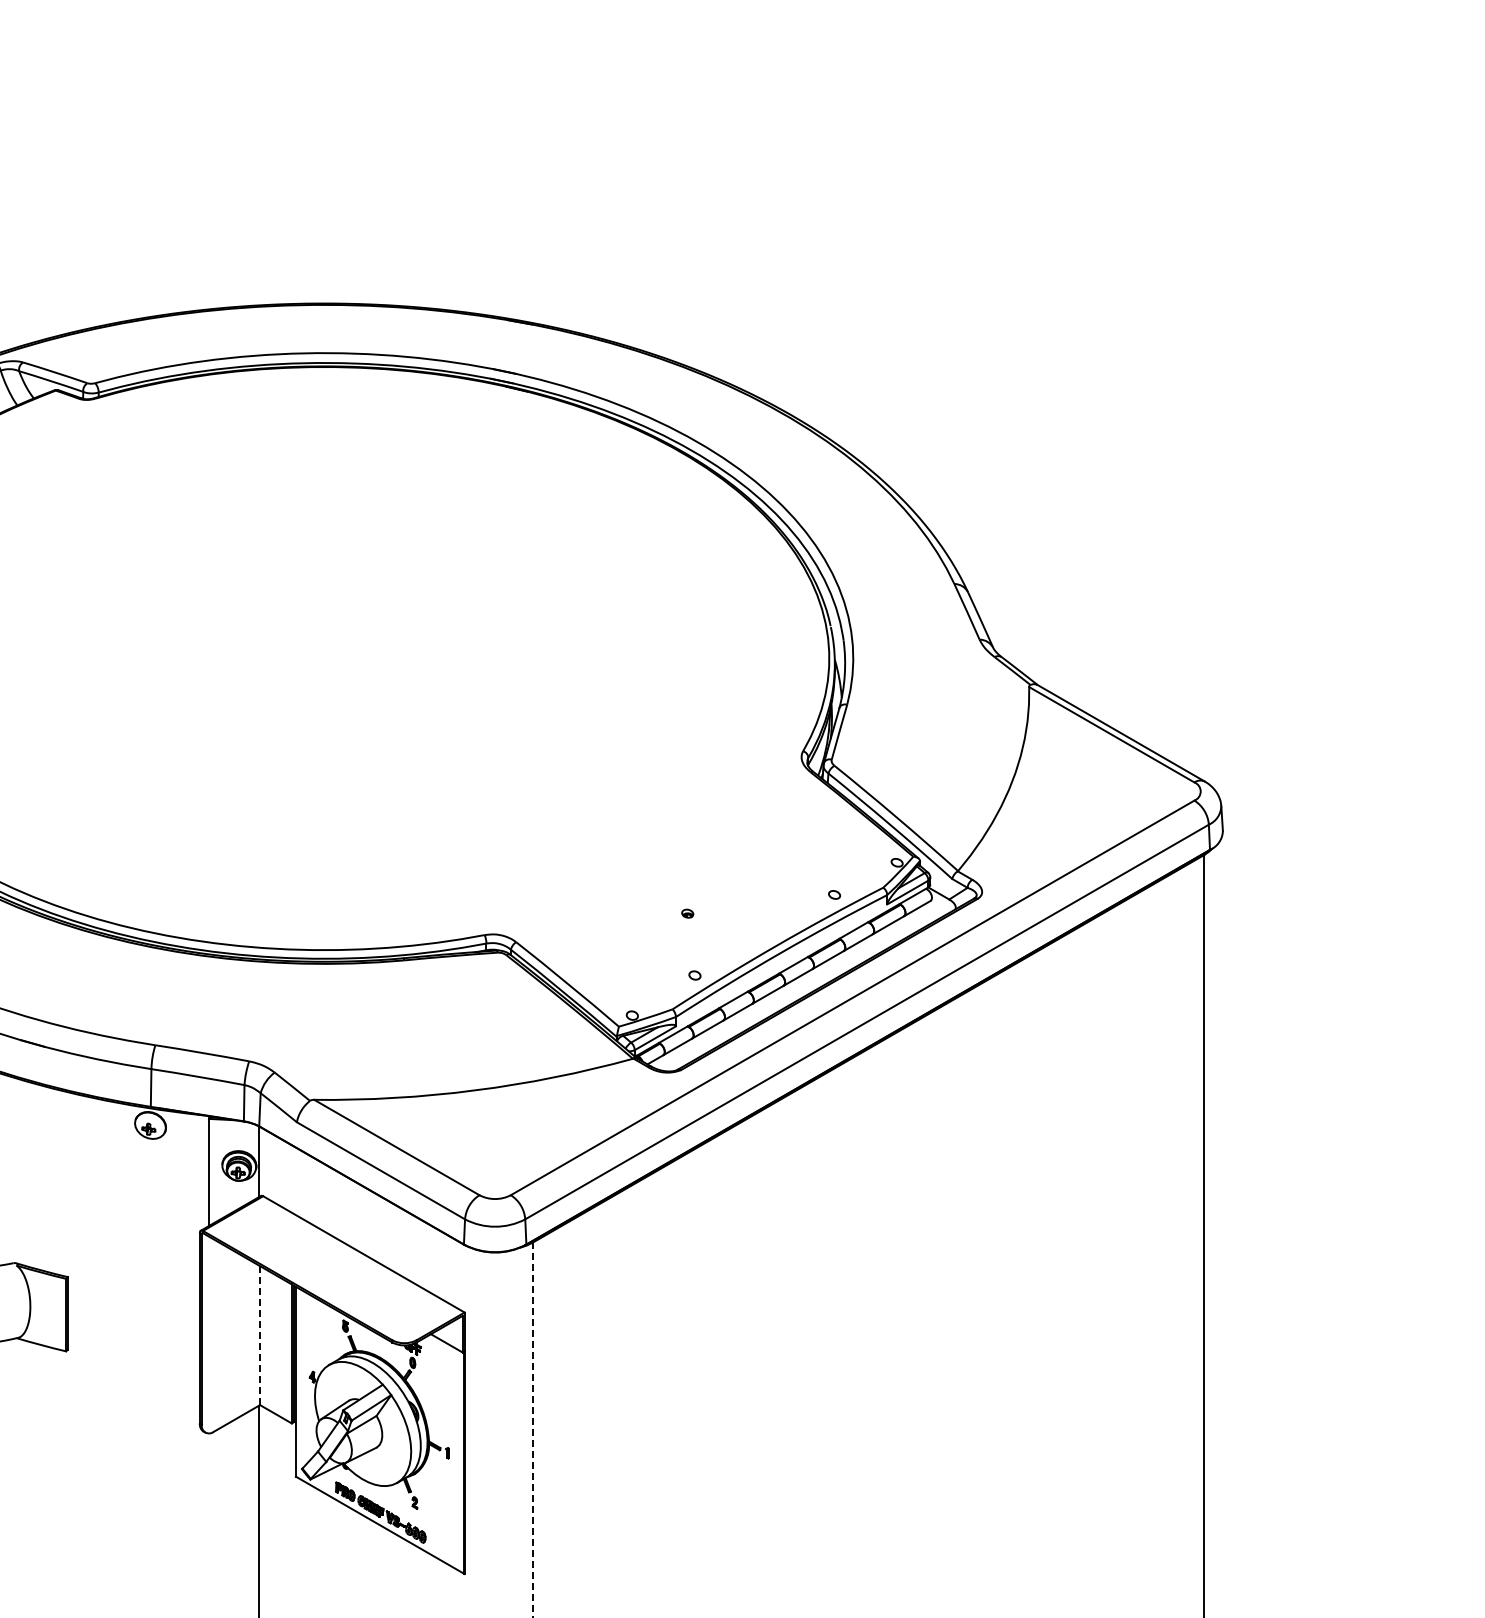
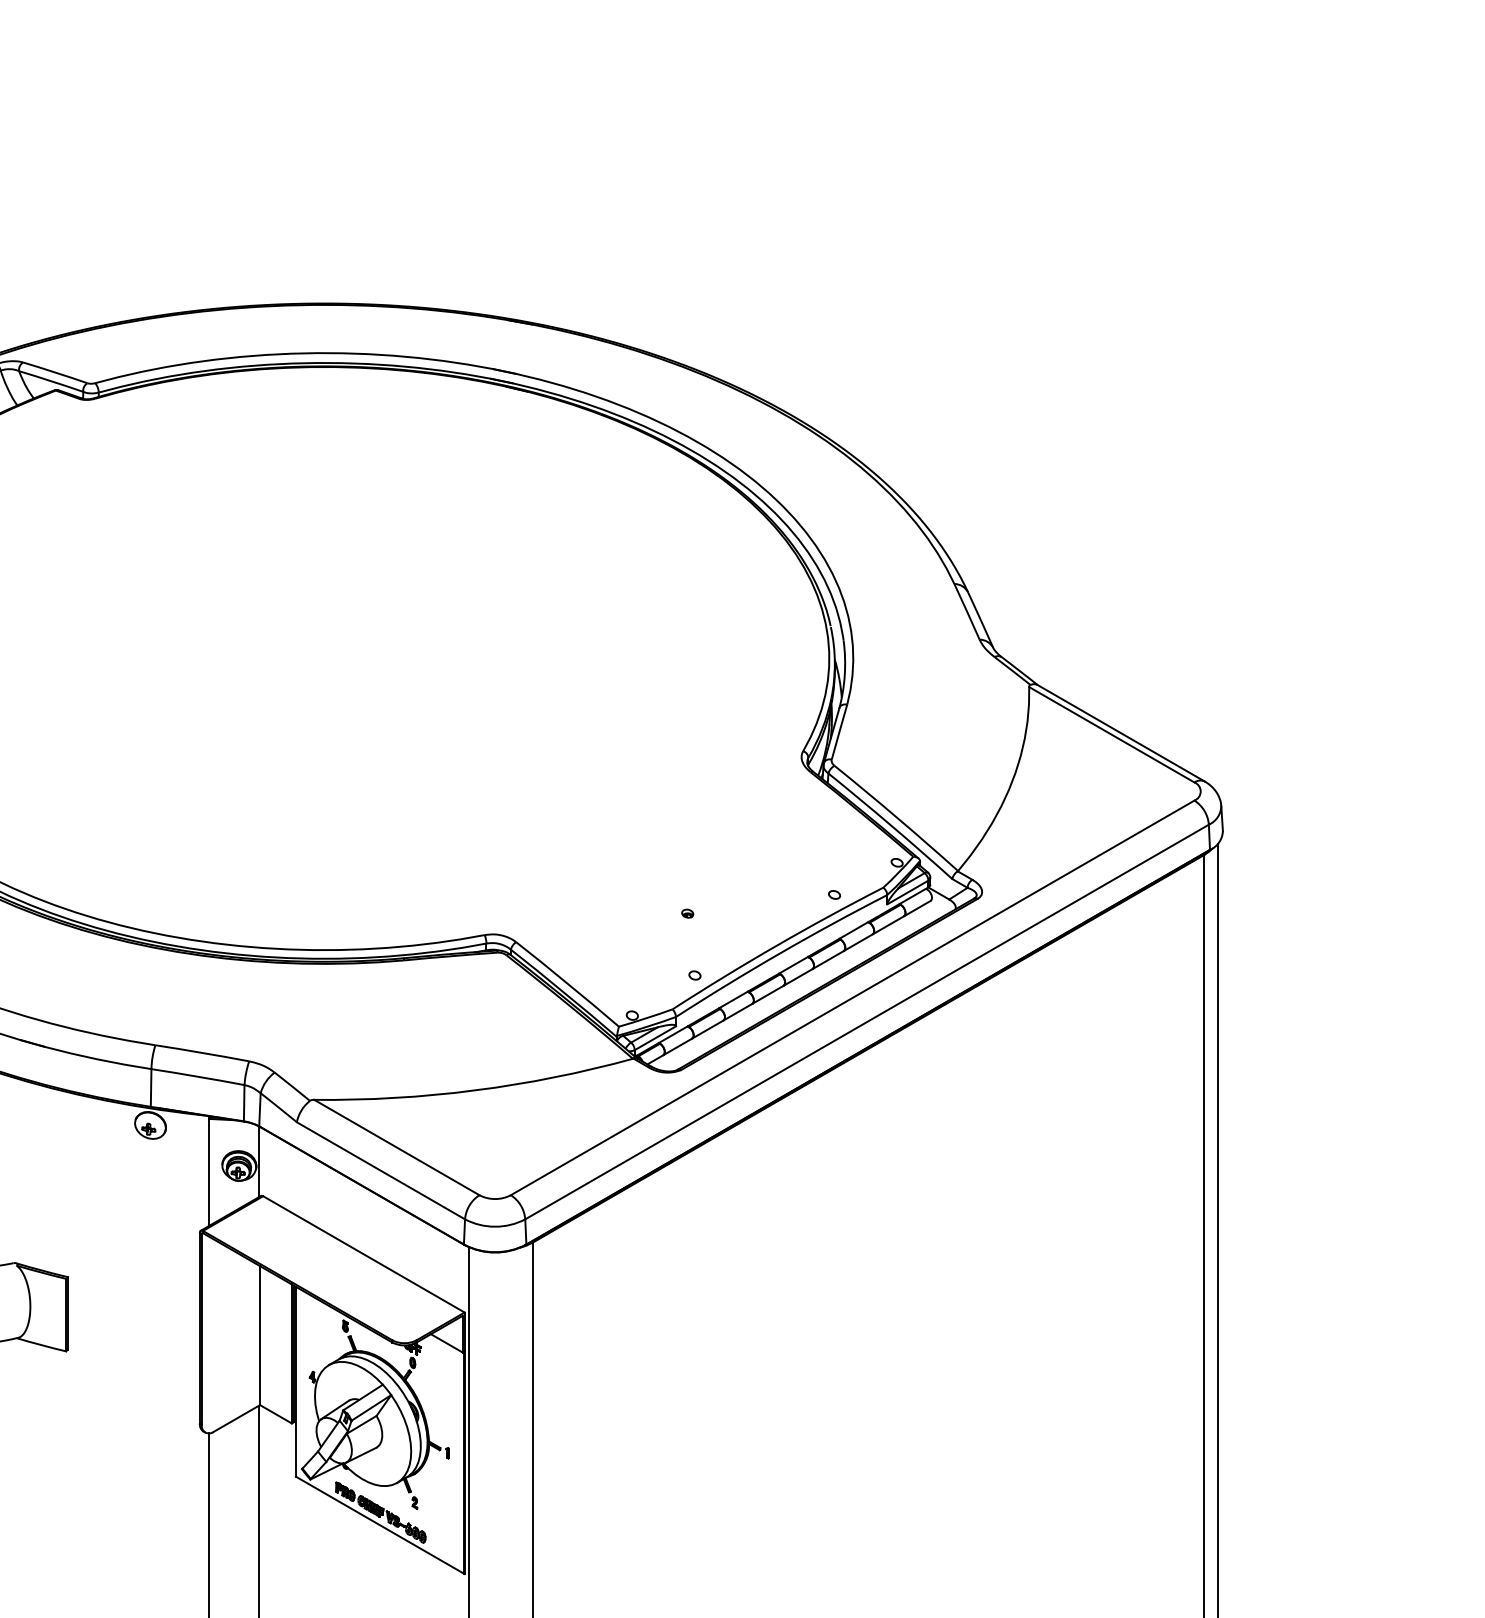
line: none -> present (1217, 1229)
line: dashed -> solid (260, 1336)
line: dashed -> solid (532, 1429)
line: none -> present (468, 1430)
line: none -> present (208, 1523)
